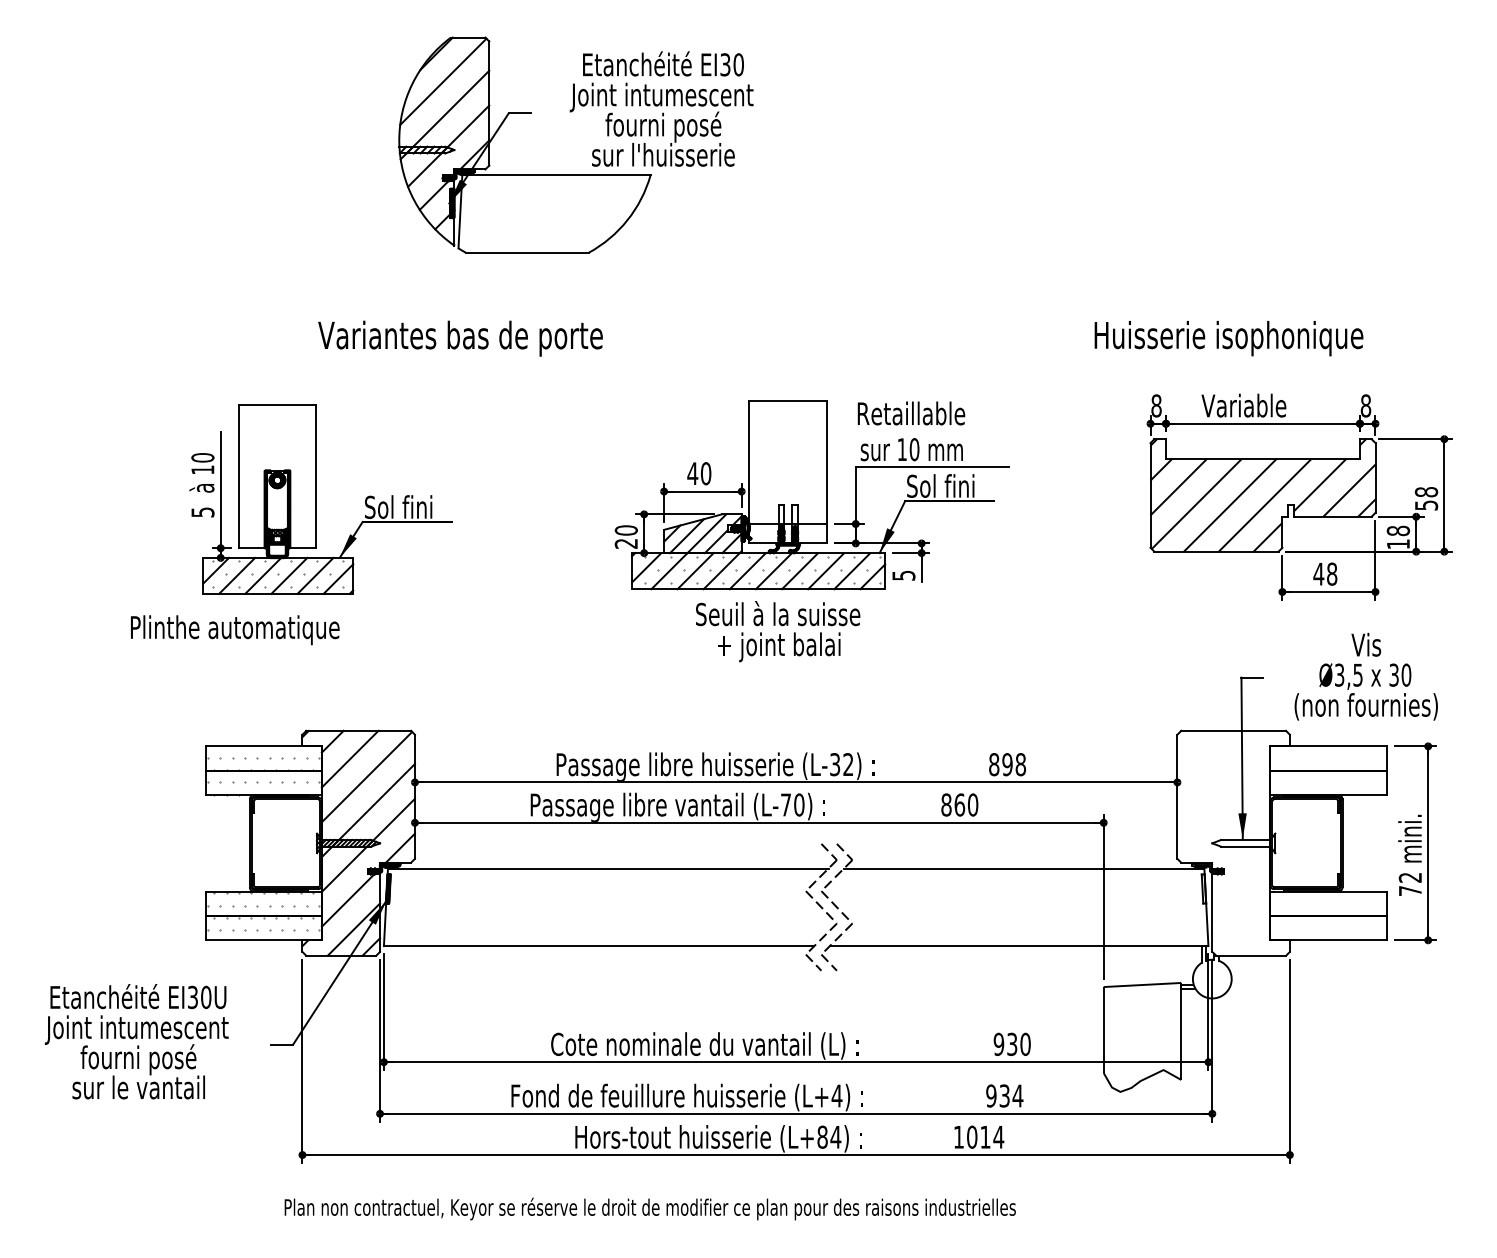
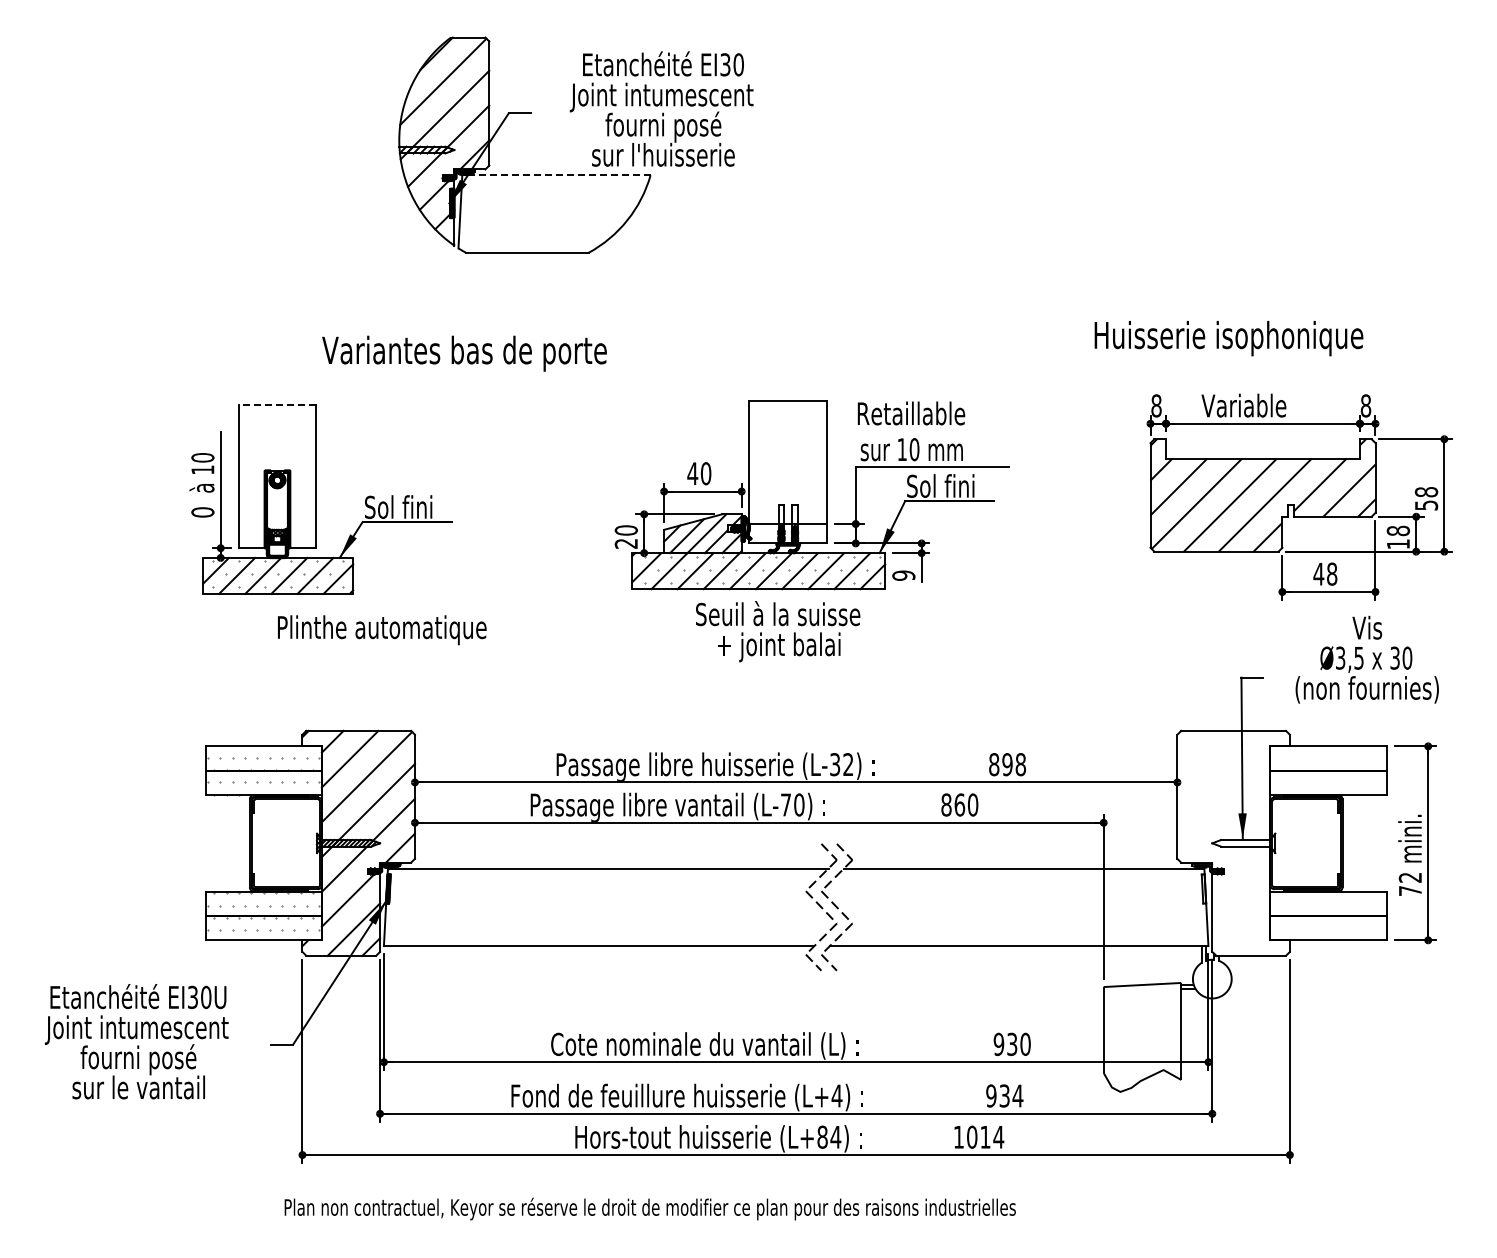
line: solid -> dashed (555, 175)
text position: (460, 338) -> (464, 353) (464, 353)
line: solid -> dashed (277, 404)
text: 5 -> 0 (202, 512)
text: 5 -> 9 (903, 575)
text position: (235, 630) -> (382, 630) (382, 630)
text position: (1365, 676) -> (1366, 659) (1366, 659)
